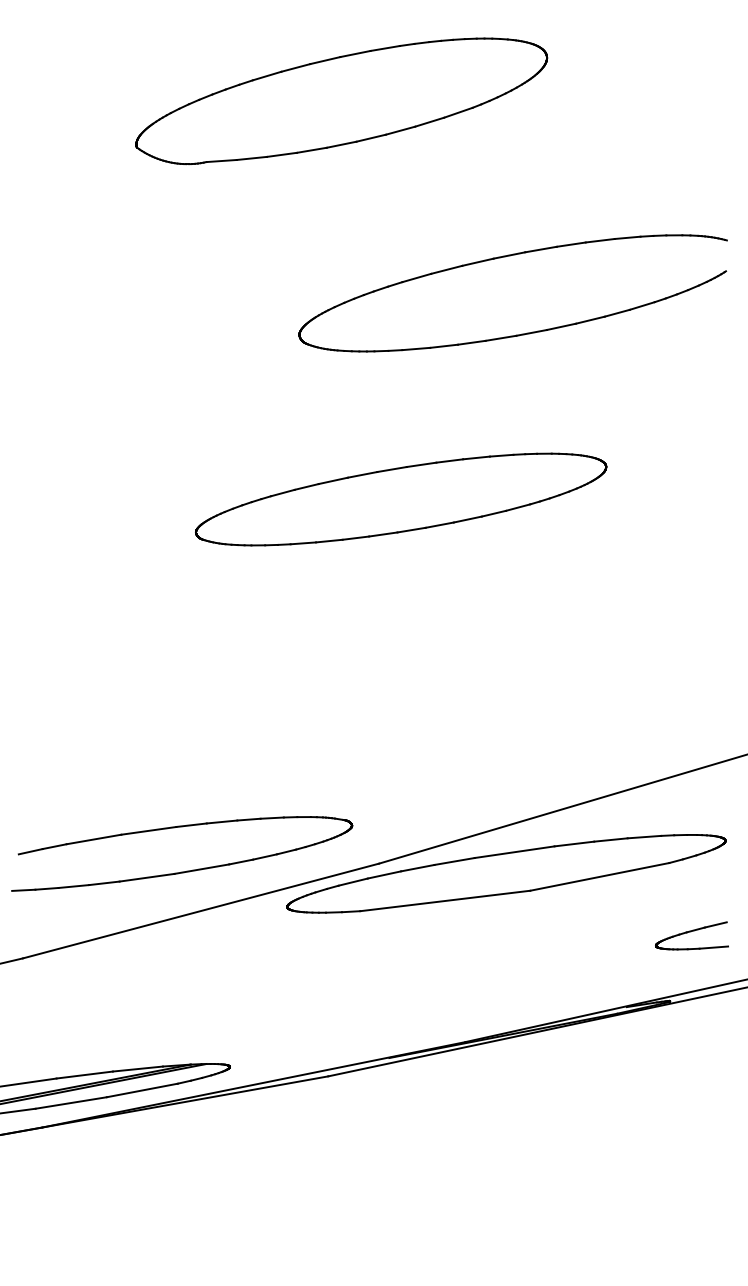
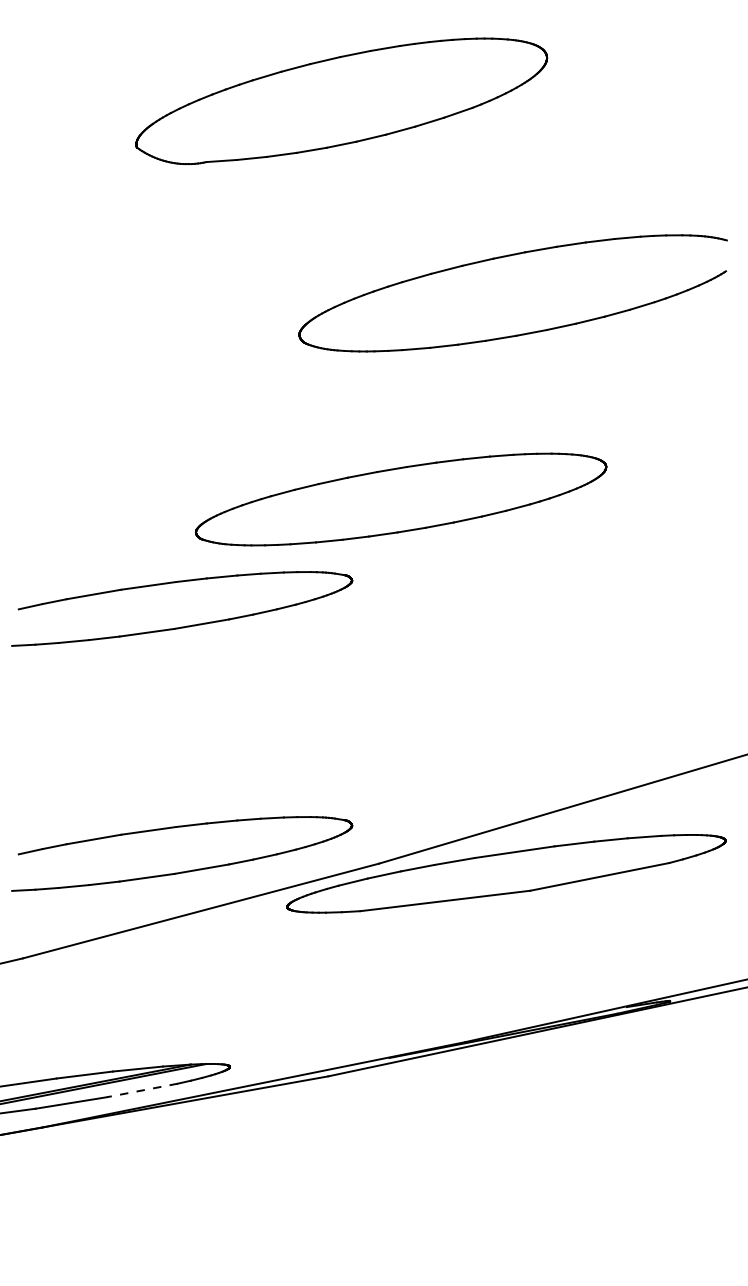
part: none -> present (186, 625)
part: present -> none (691, 935)
line: solid -> dashed (141, 1090)
